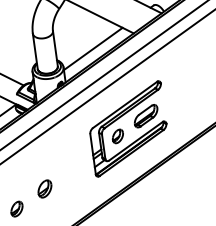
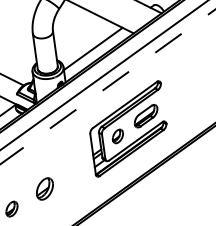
line: solid -> dashed (108, 86)
part size: 16x20 px -> 18x24 px (44, 188)
part position: (16, 208) -> (11, 208) (11, 208)
